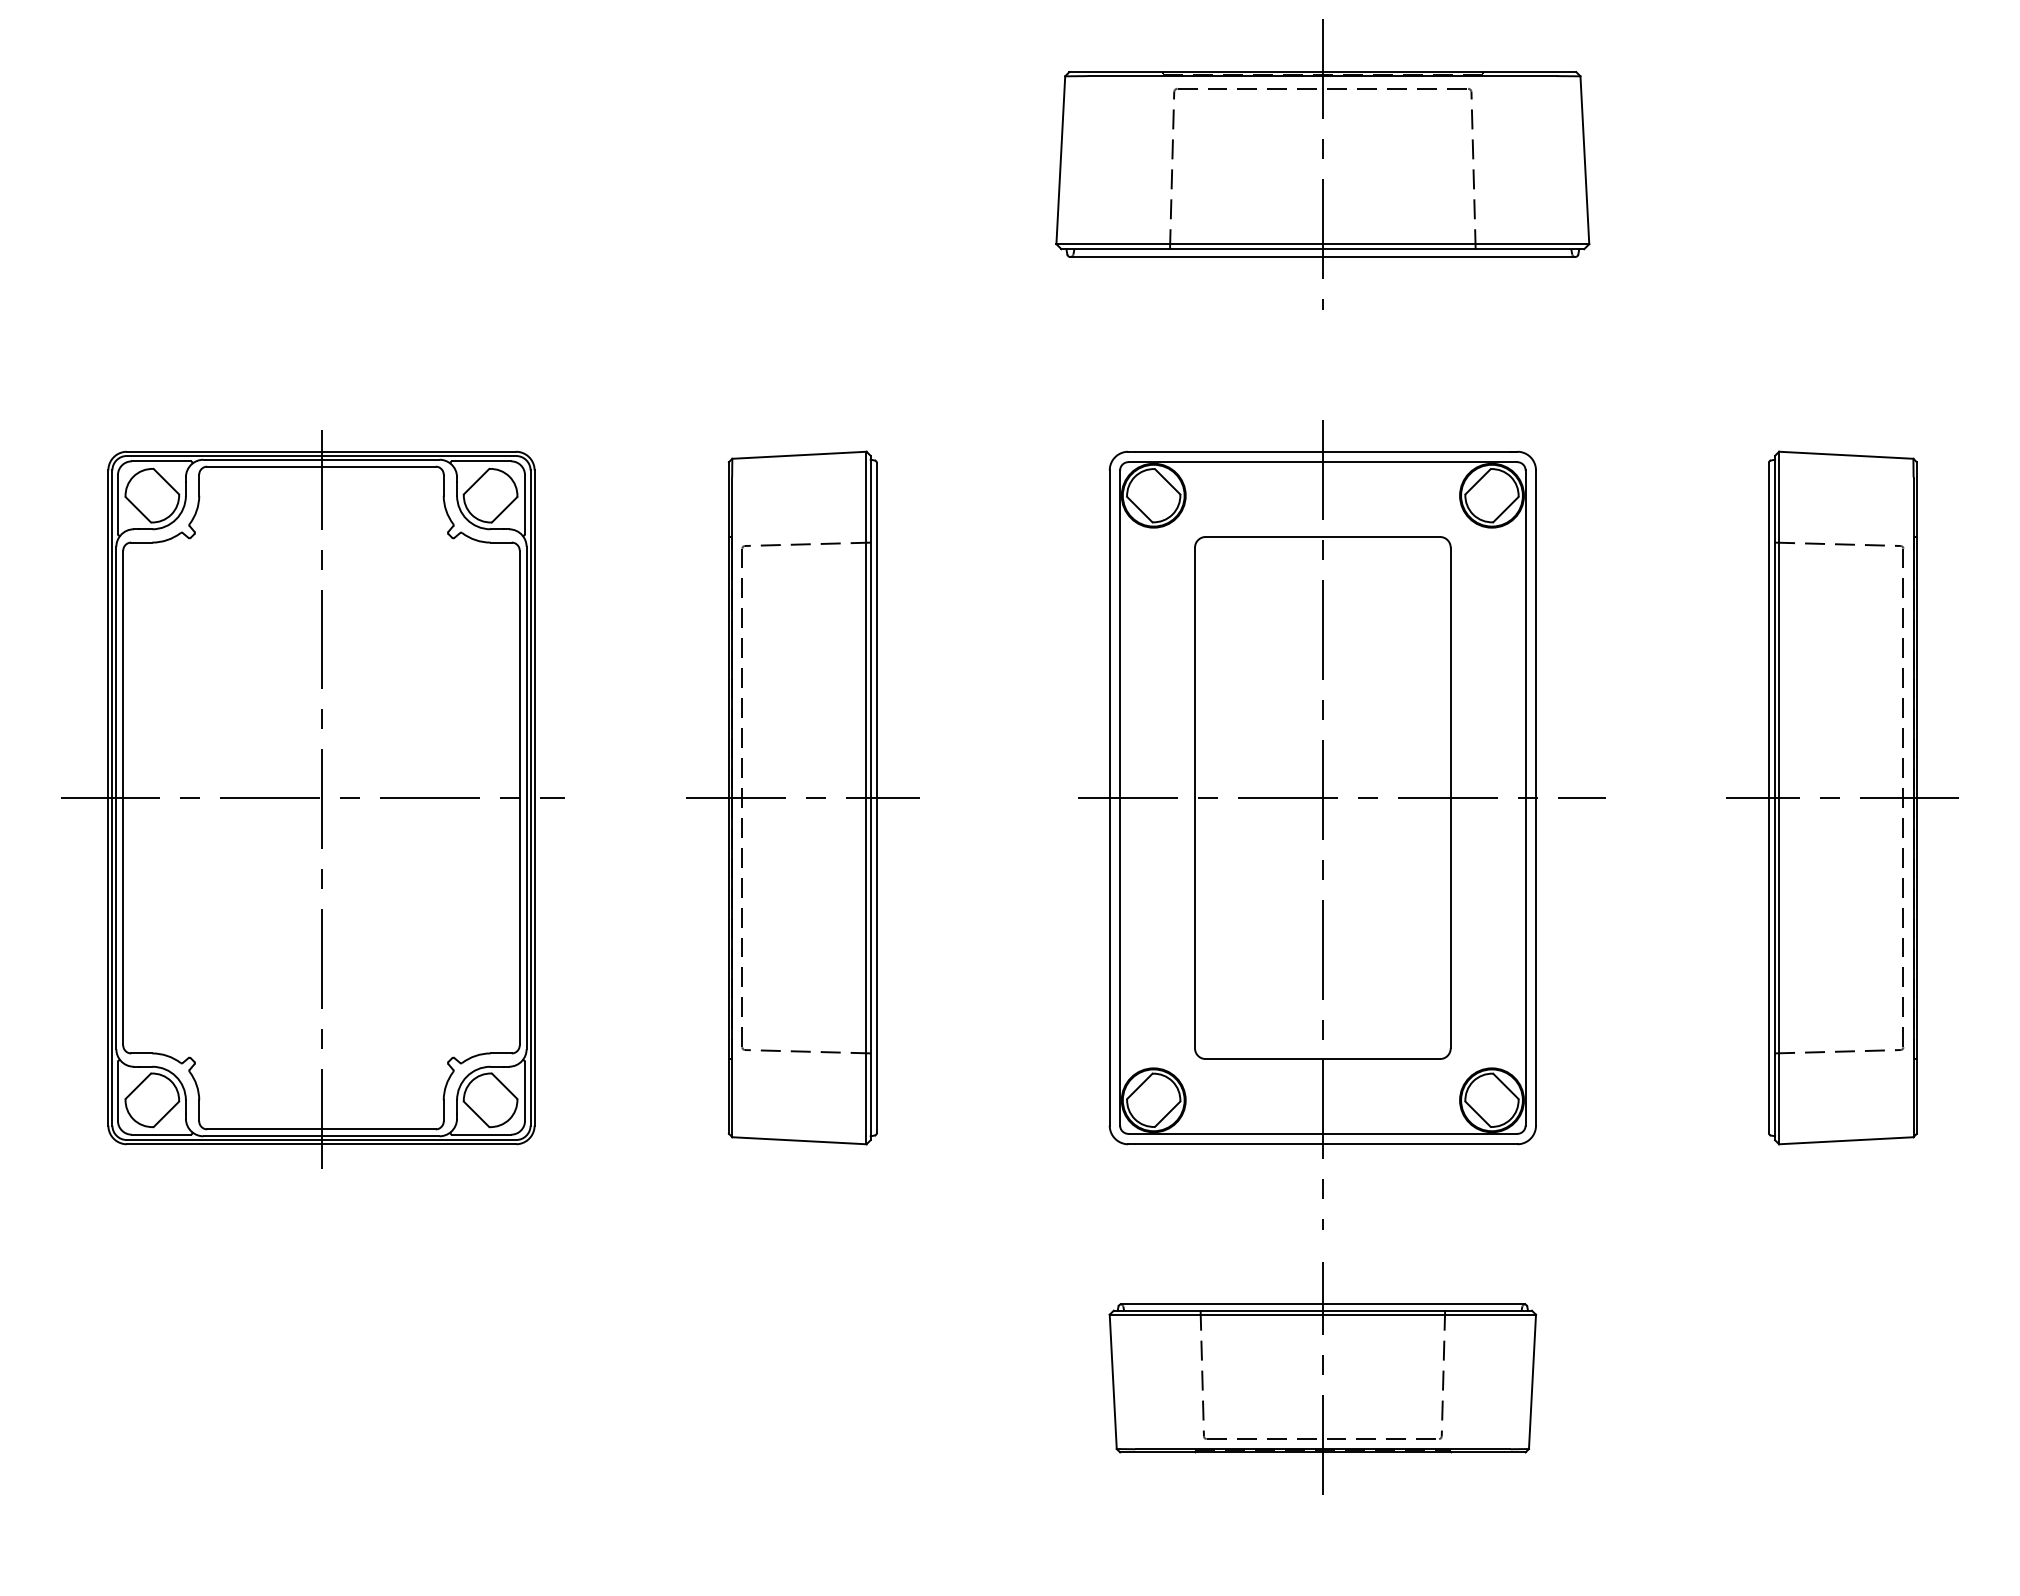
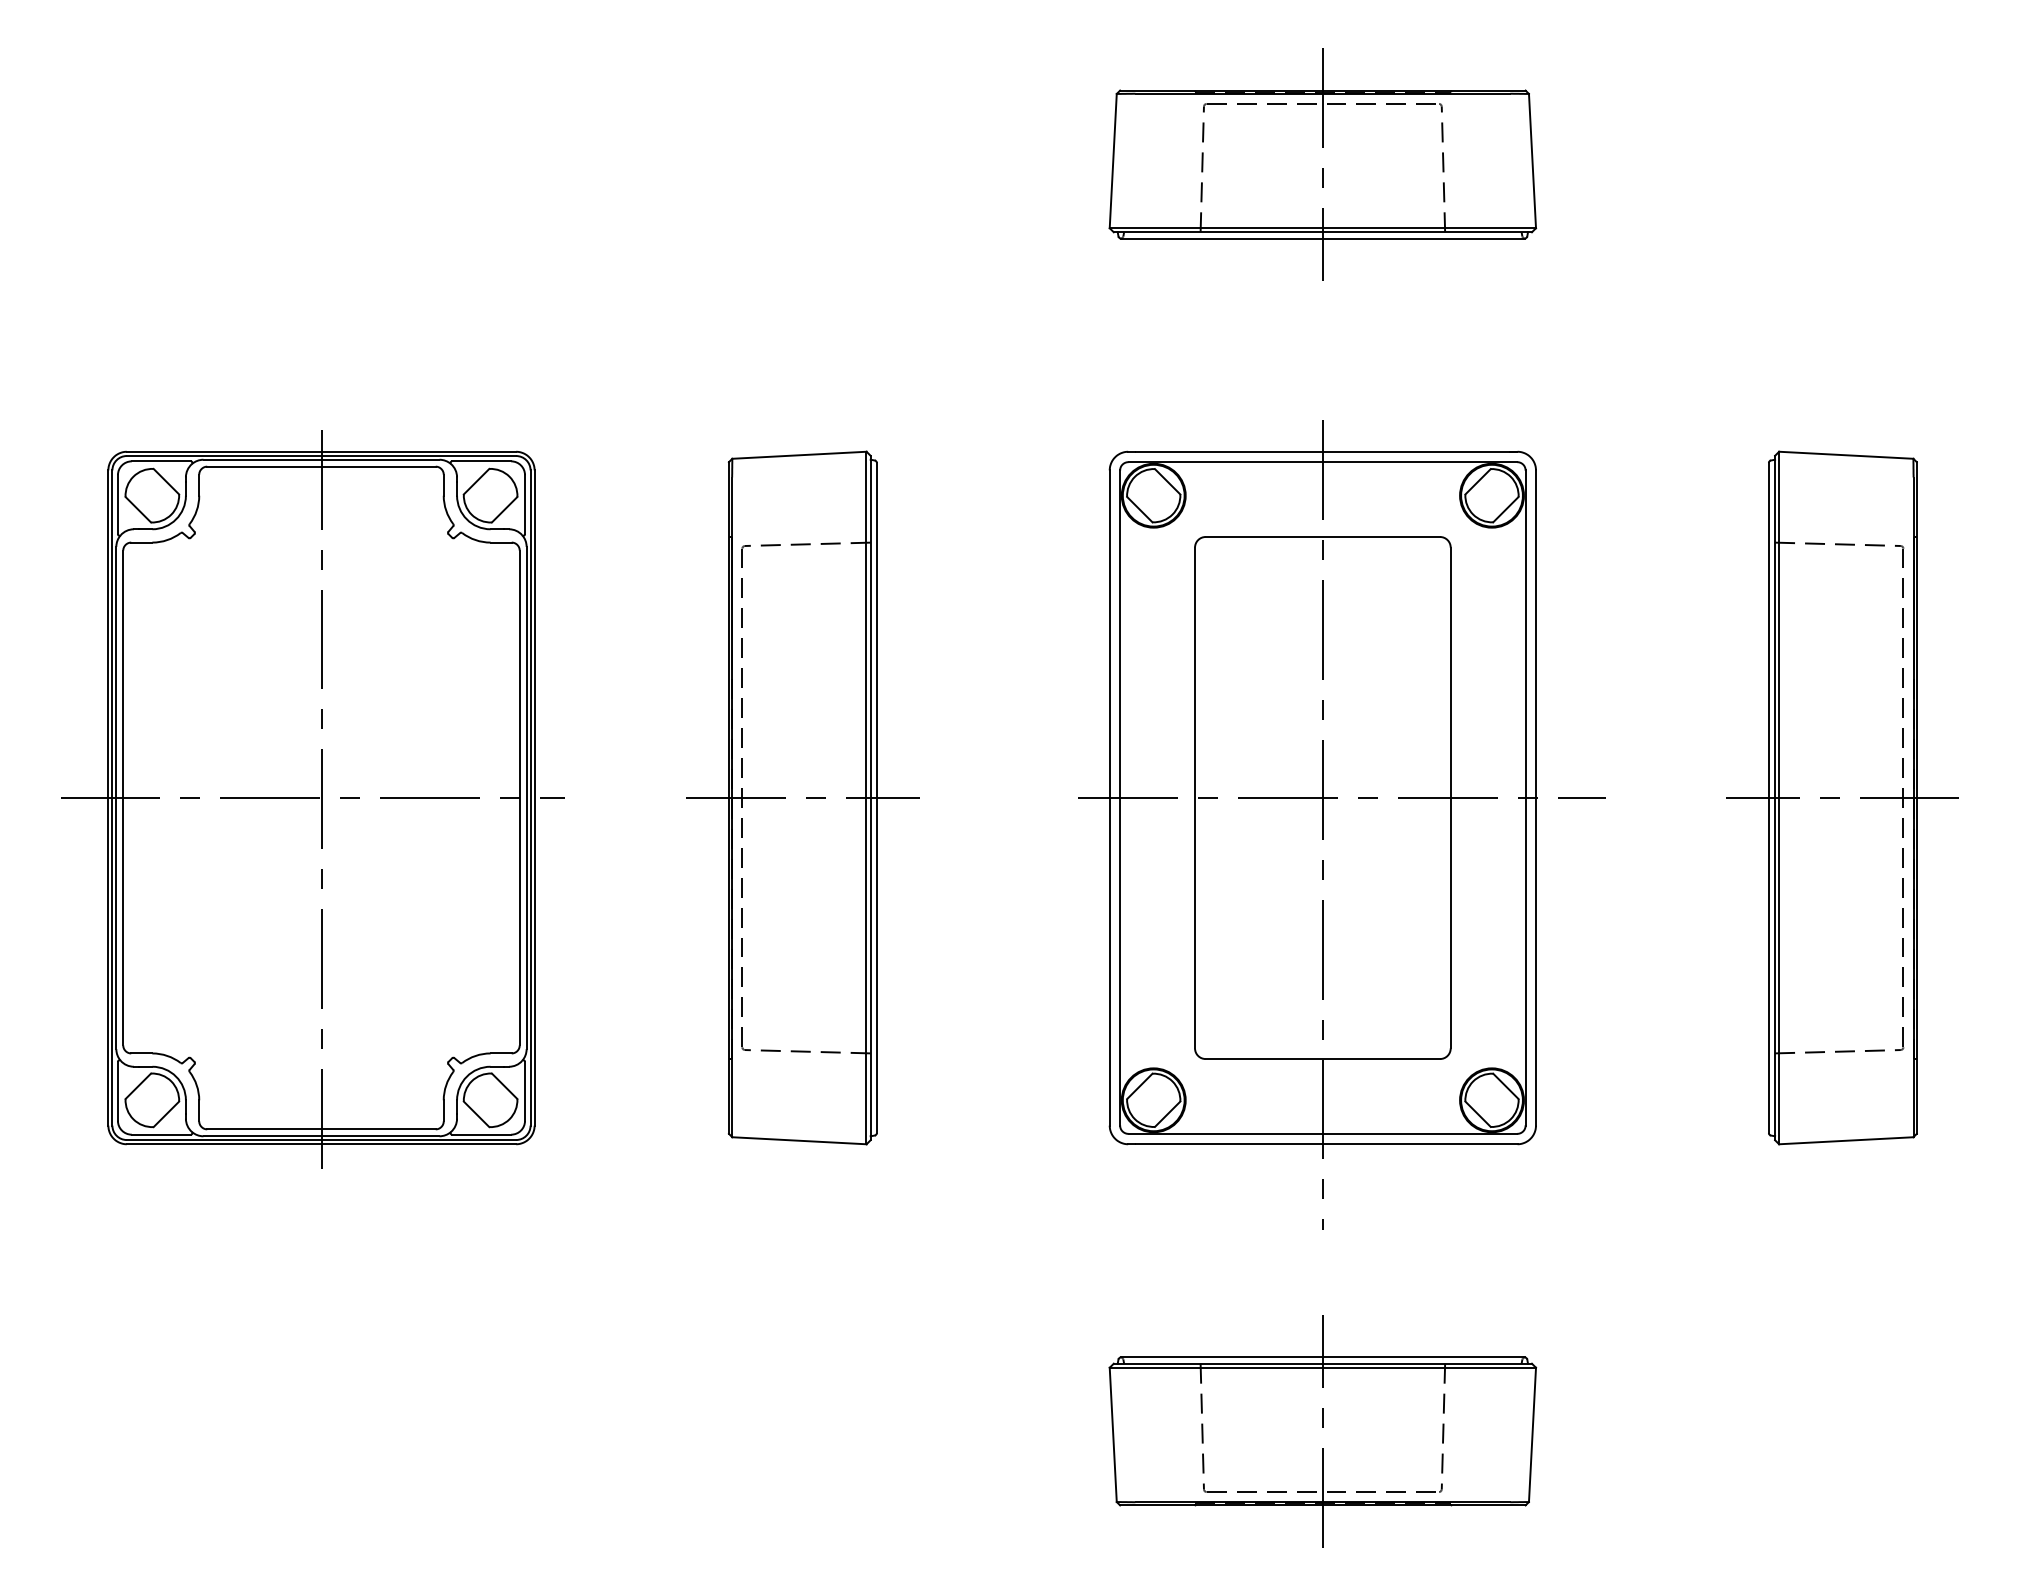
part size: 536x291 px -> 430x233 px (1322, 164)
part position: (1322, 1378) -> (1322, 1431) (1322, 1431)
